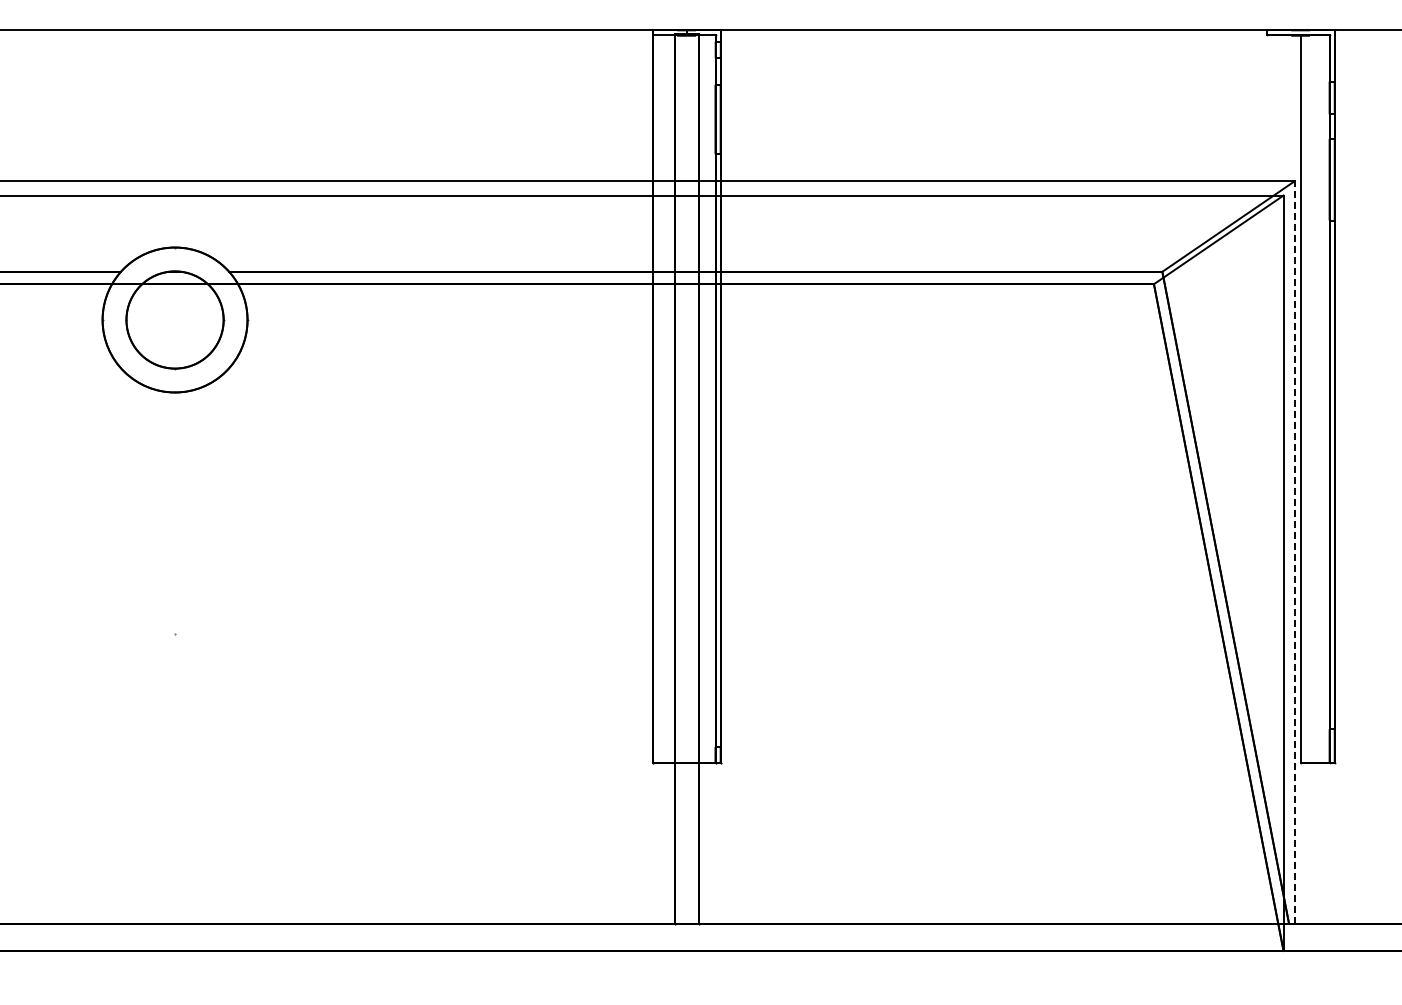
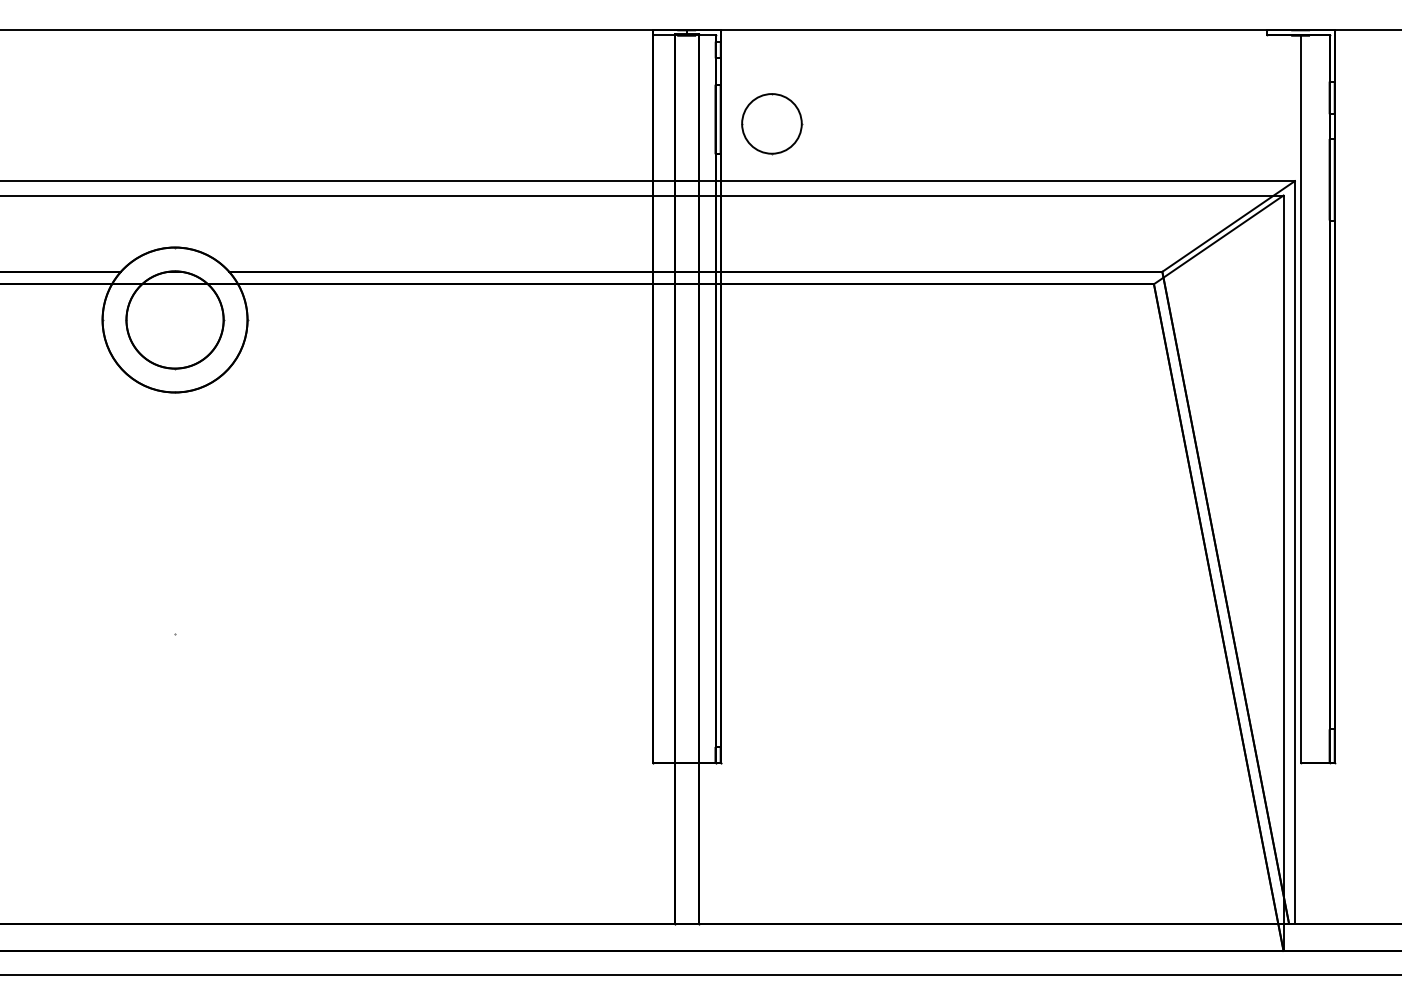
part: none -> present (772, 124)
line: dashed -> solid (1294, 551)
line: none -> present (700, 974)
